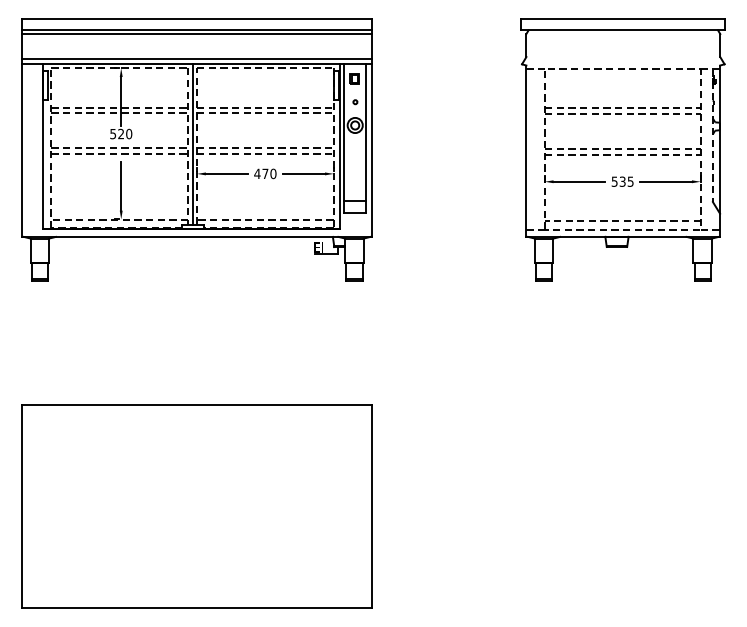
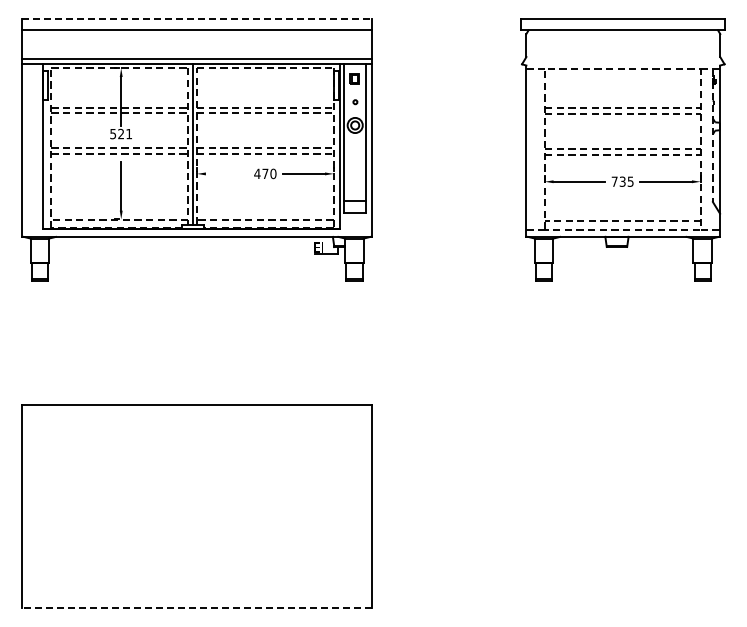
line: solid -> dashed (197, 18)
line: present -> none (196, 34)
text: 520 -> 521 (129, 133)
line: present -> none (226, 173)
text: 535 -> 735 (614, 181)
line: solid -> dashed (197, 608)
